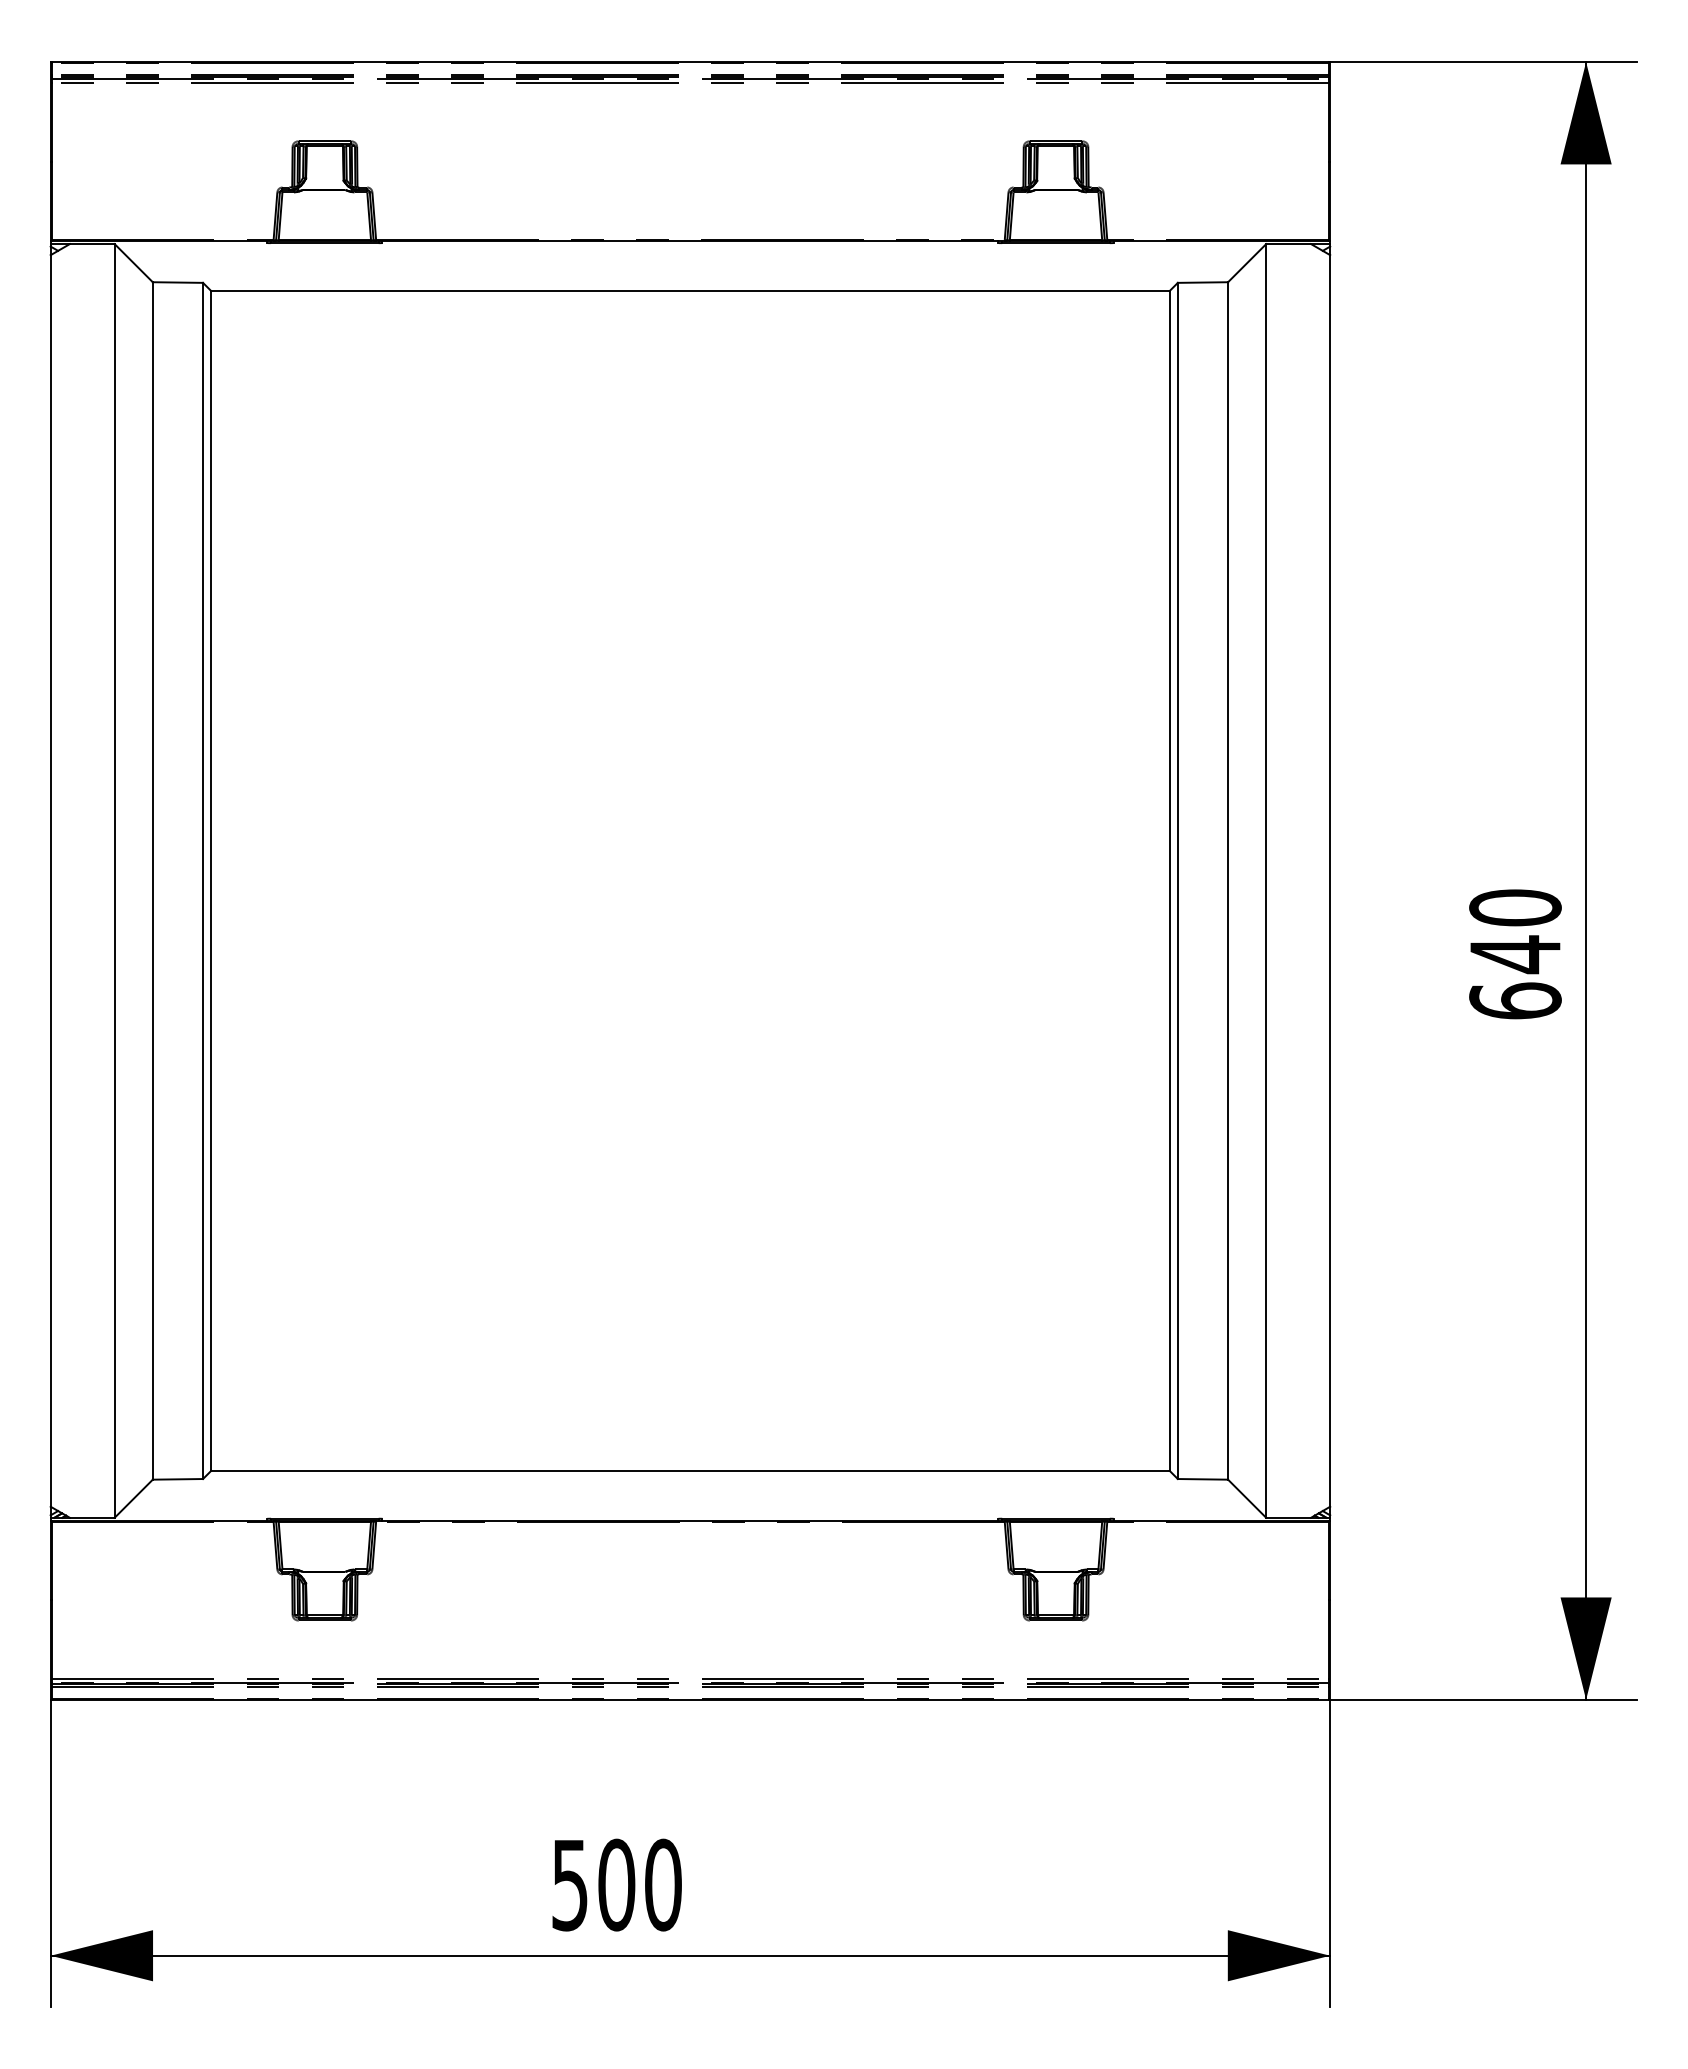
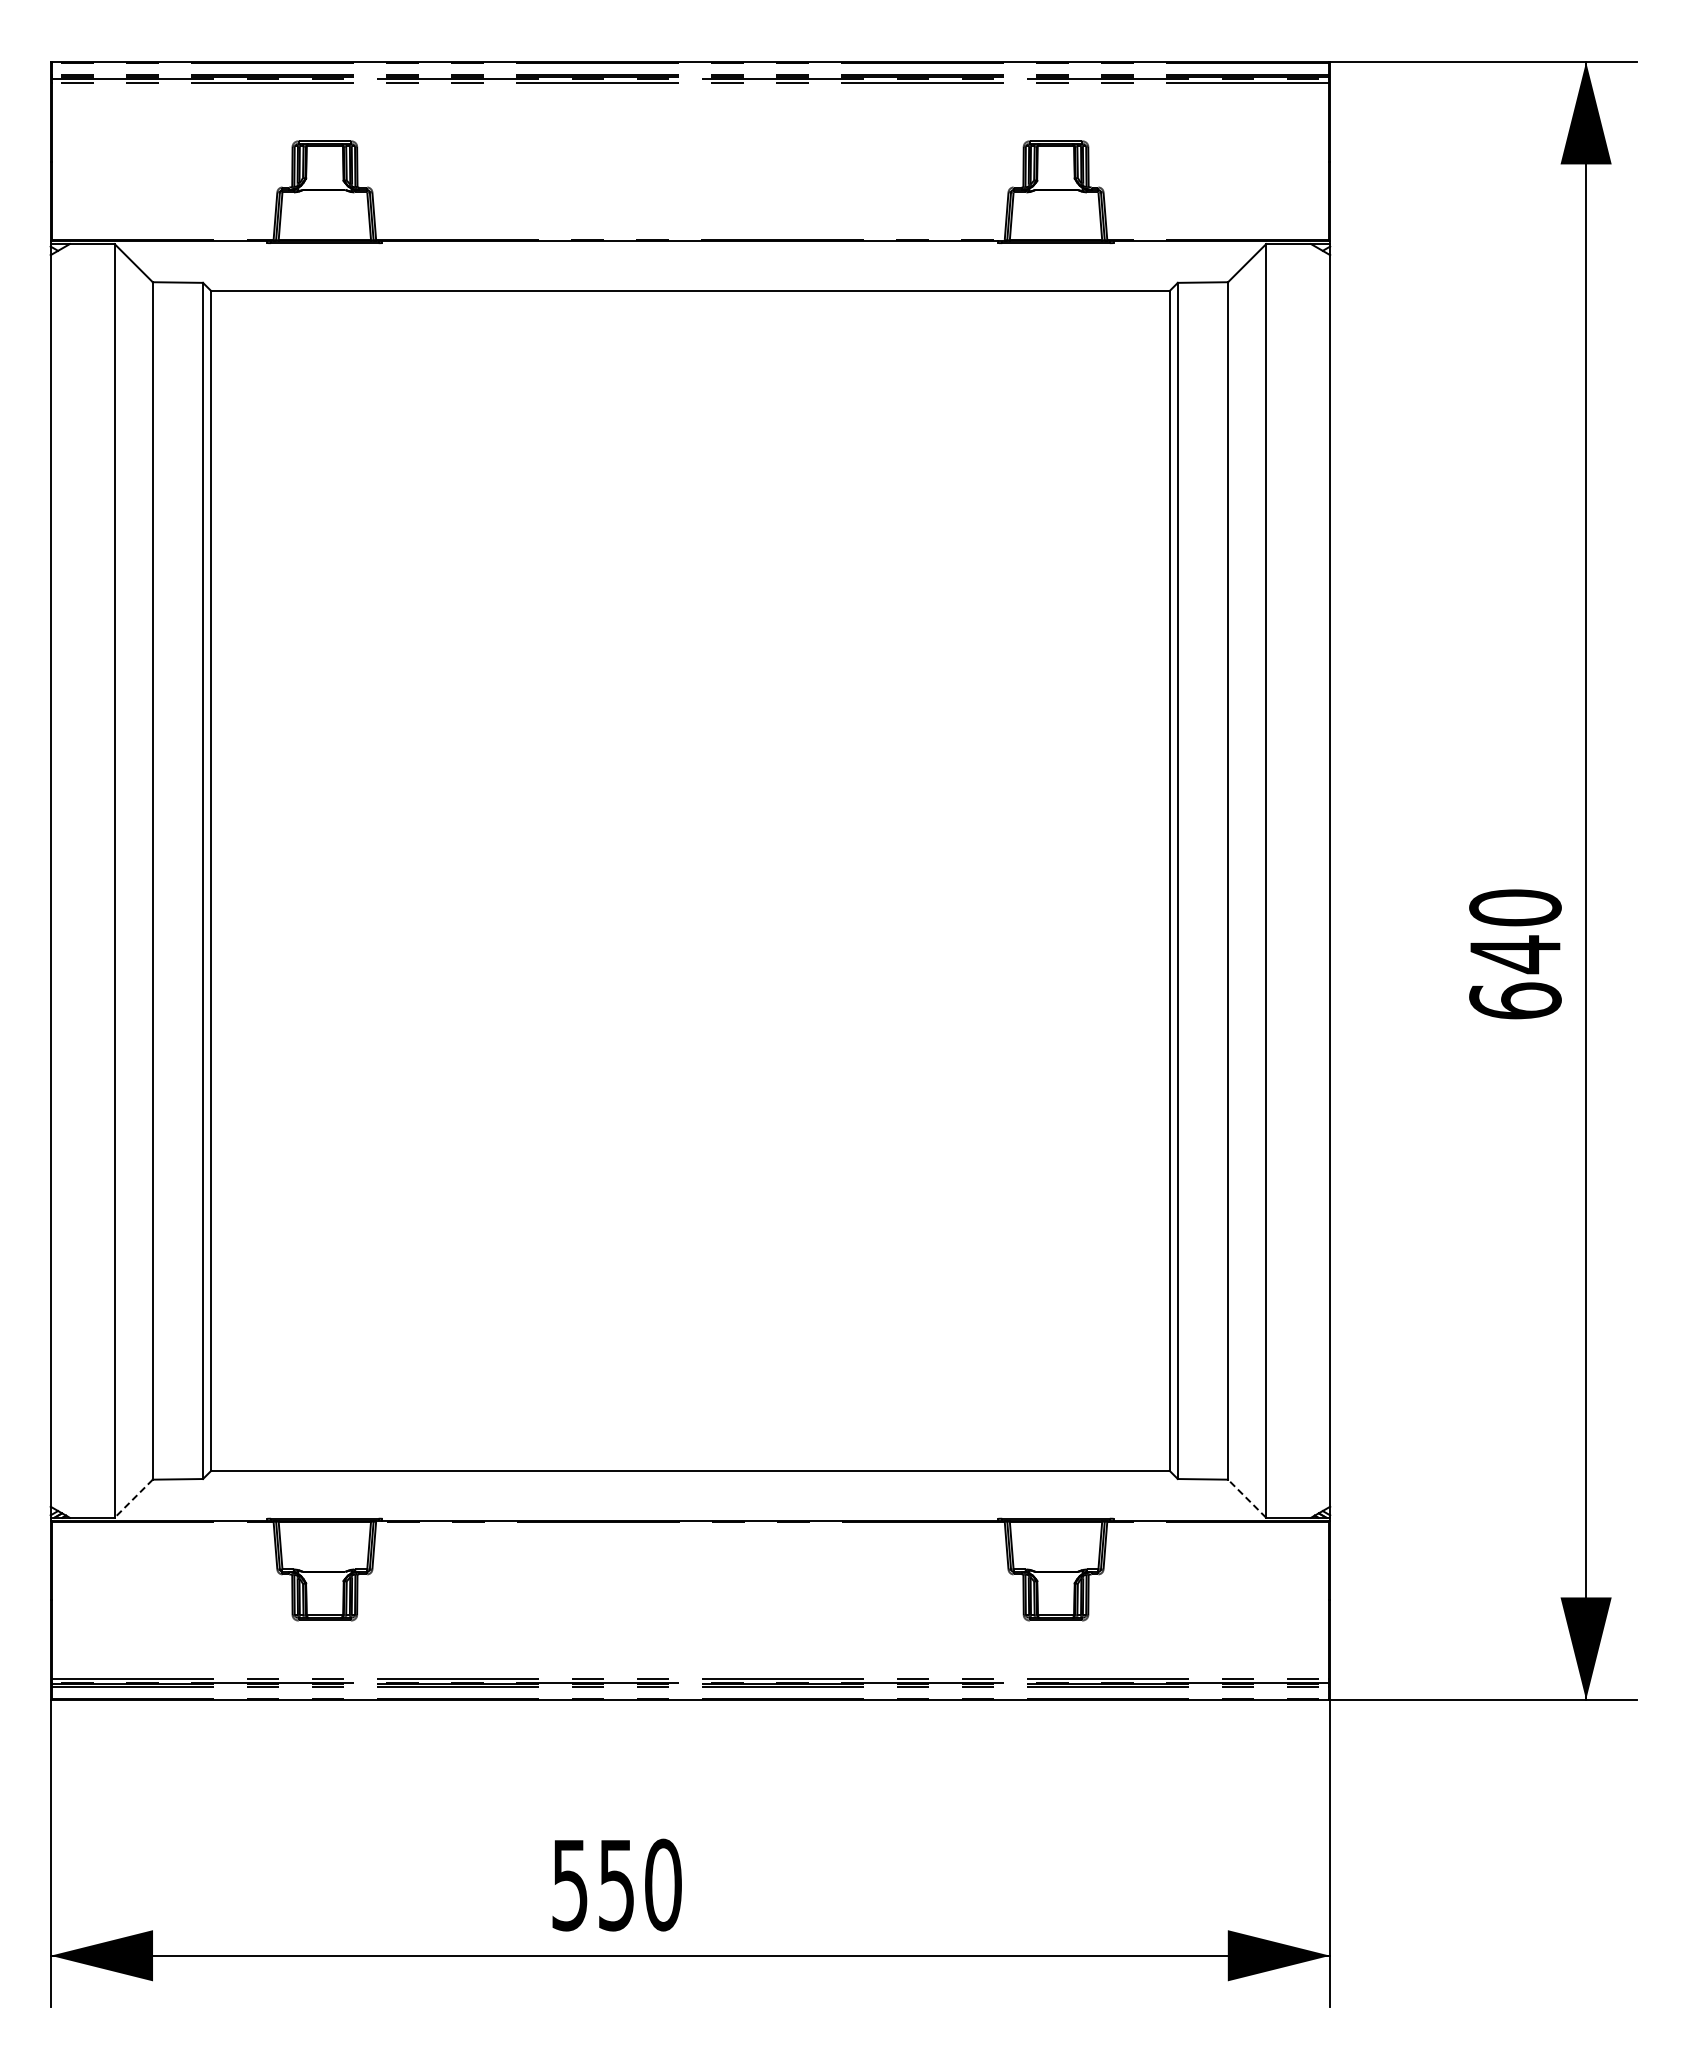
line: solid -> dashed (133, 1498)
line: solid -> dashed (1247, 1498)
text: 500 -> 550 (616, 1884)
